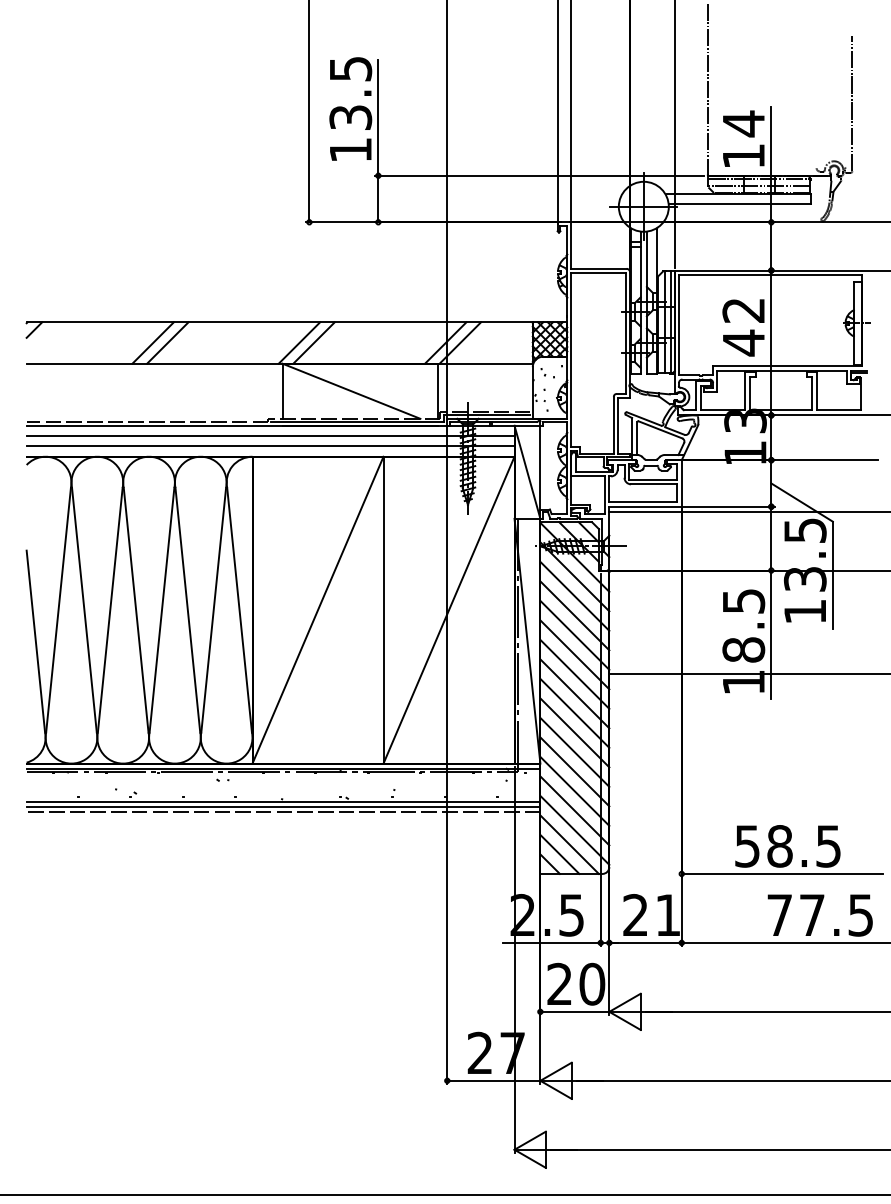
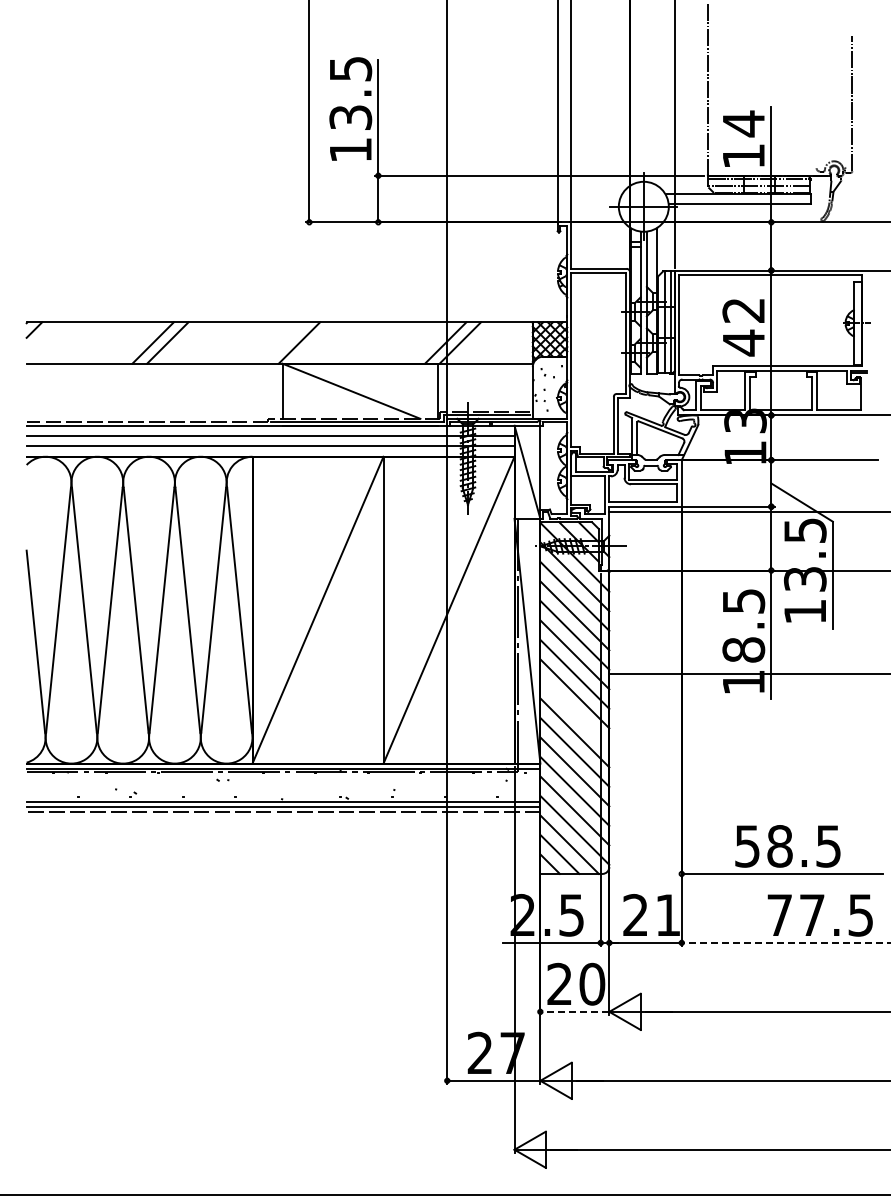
line: present -> none (313, 342)
line: present -> none (574, 712)
line: solid -> dashed (785, 942)
line: solid -> dashed (574, 1011)
